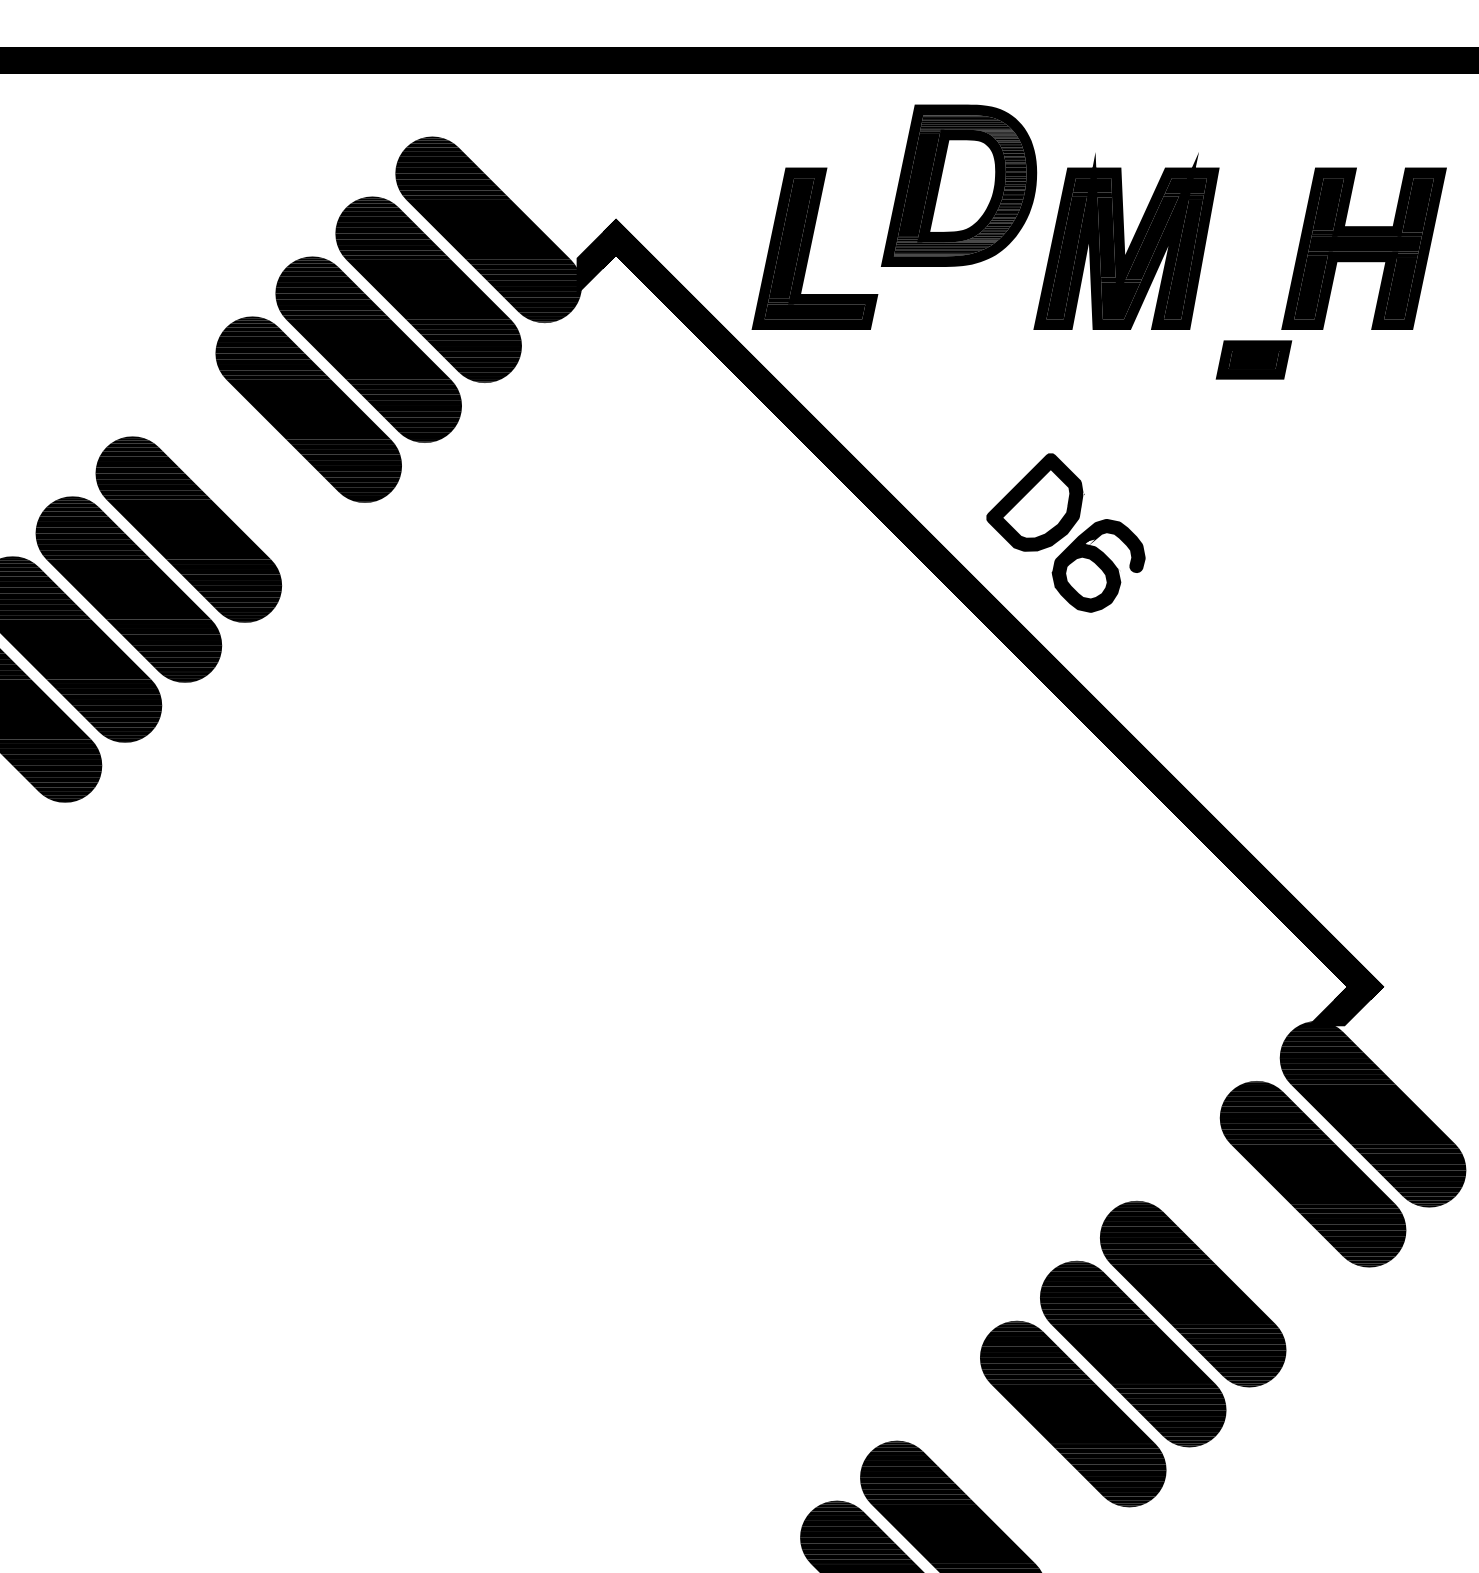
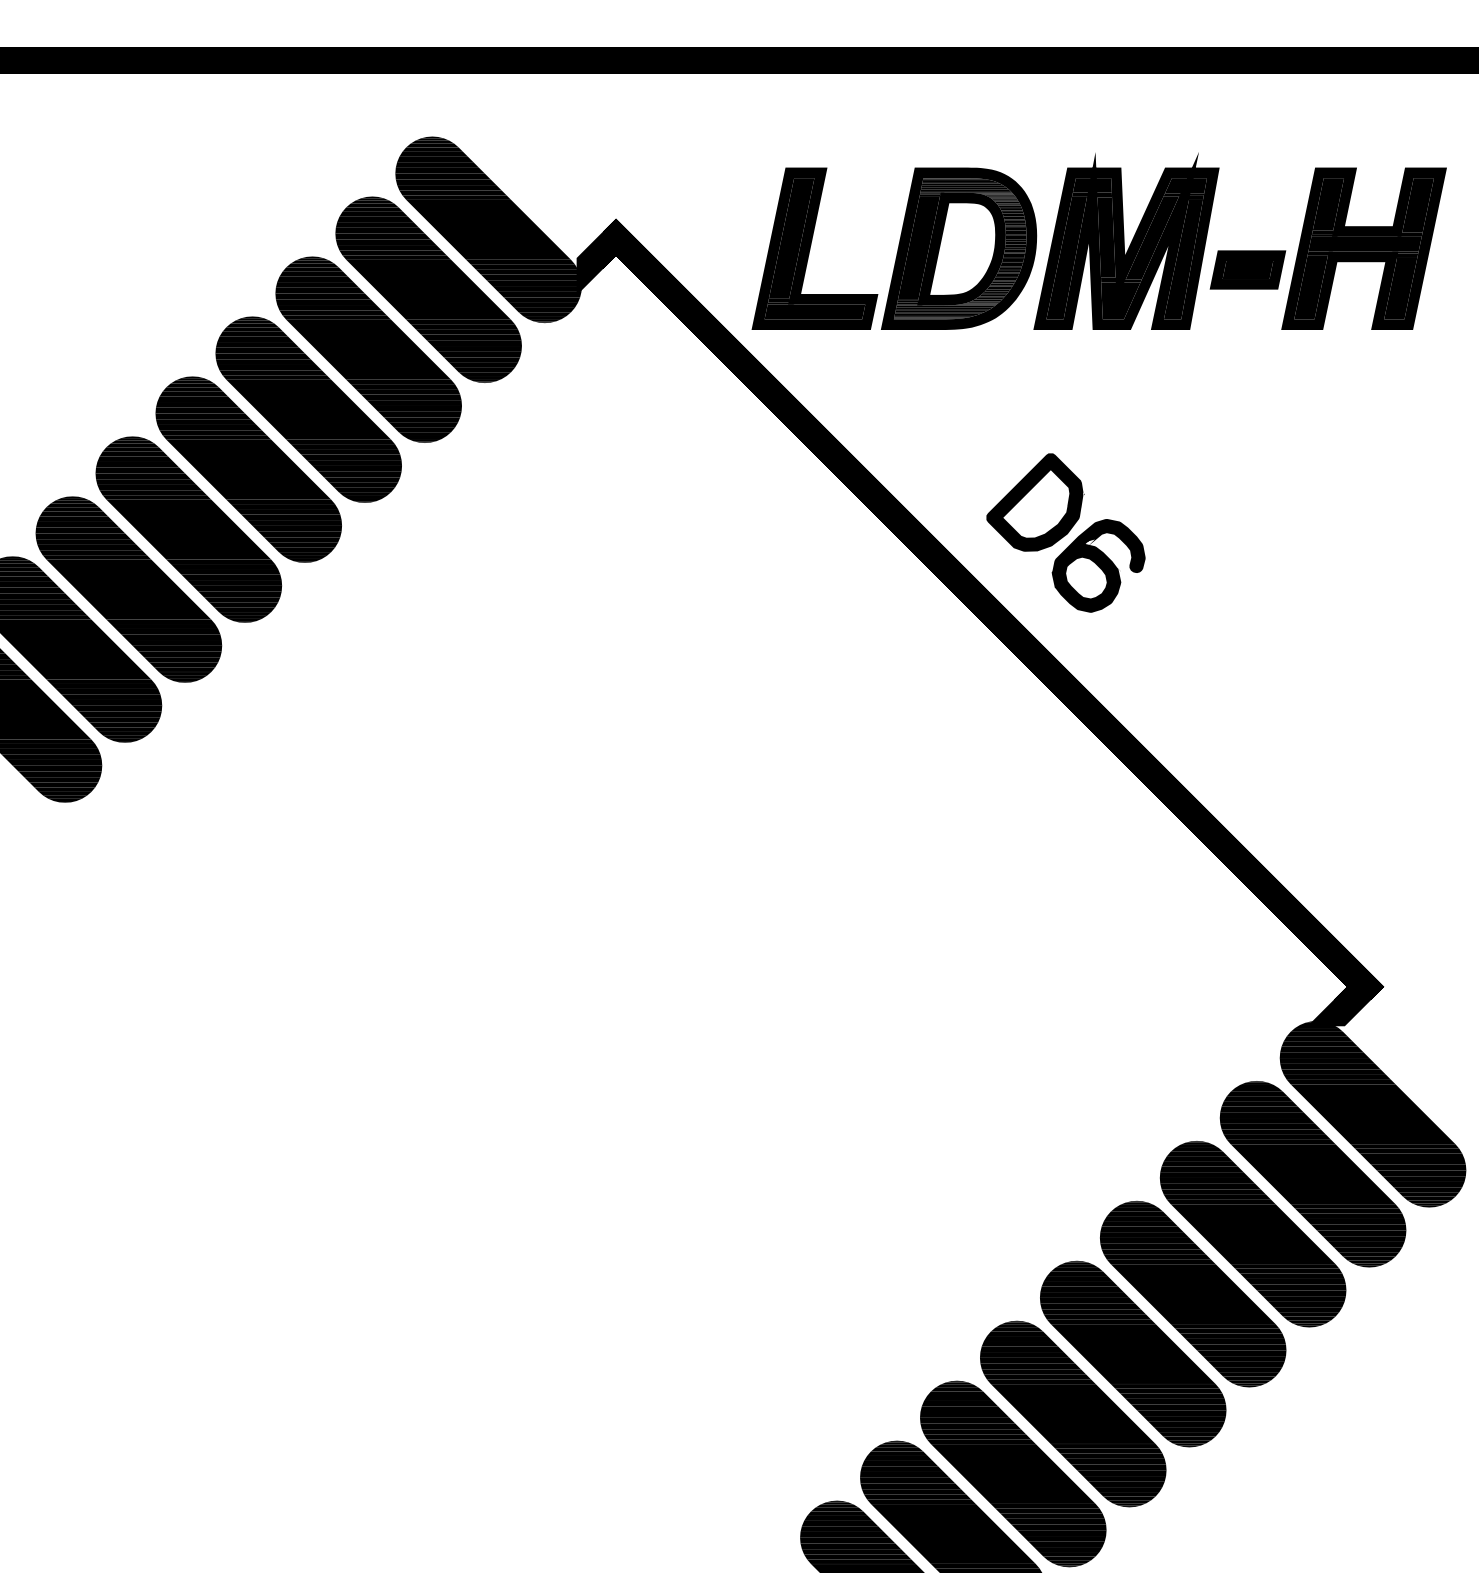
part position: (959, 185) -> (959, 248) (959, 248)
part position: (1253, 359) -> (1247, 269) (1247, 269)
part: none -> present (248, 469)
part: none -> present (1252, 1234)
part: none -> present (1013, 1473)
